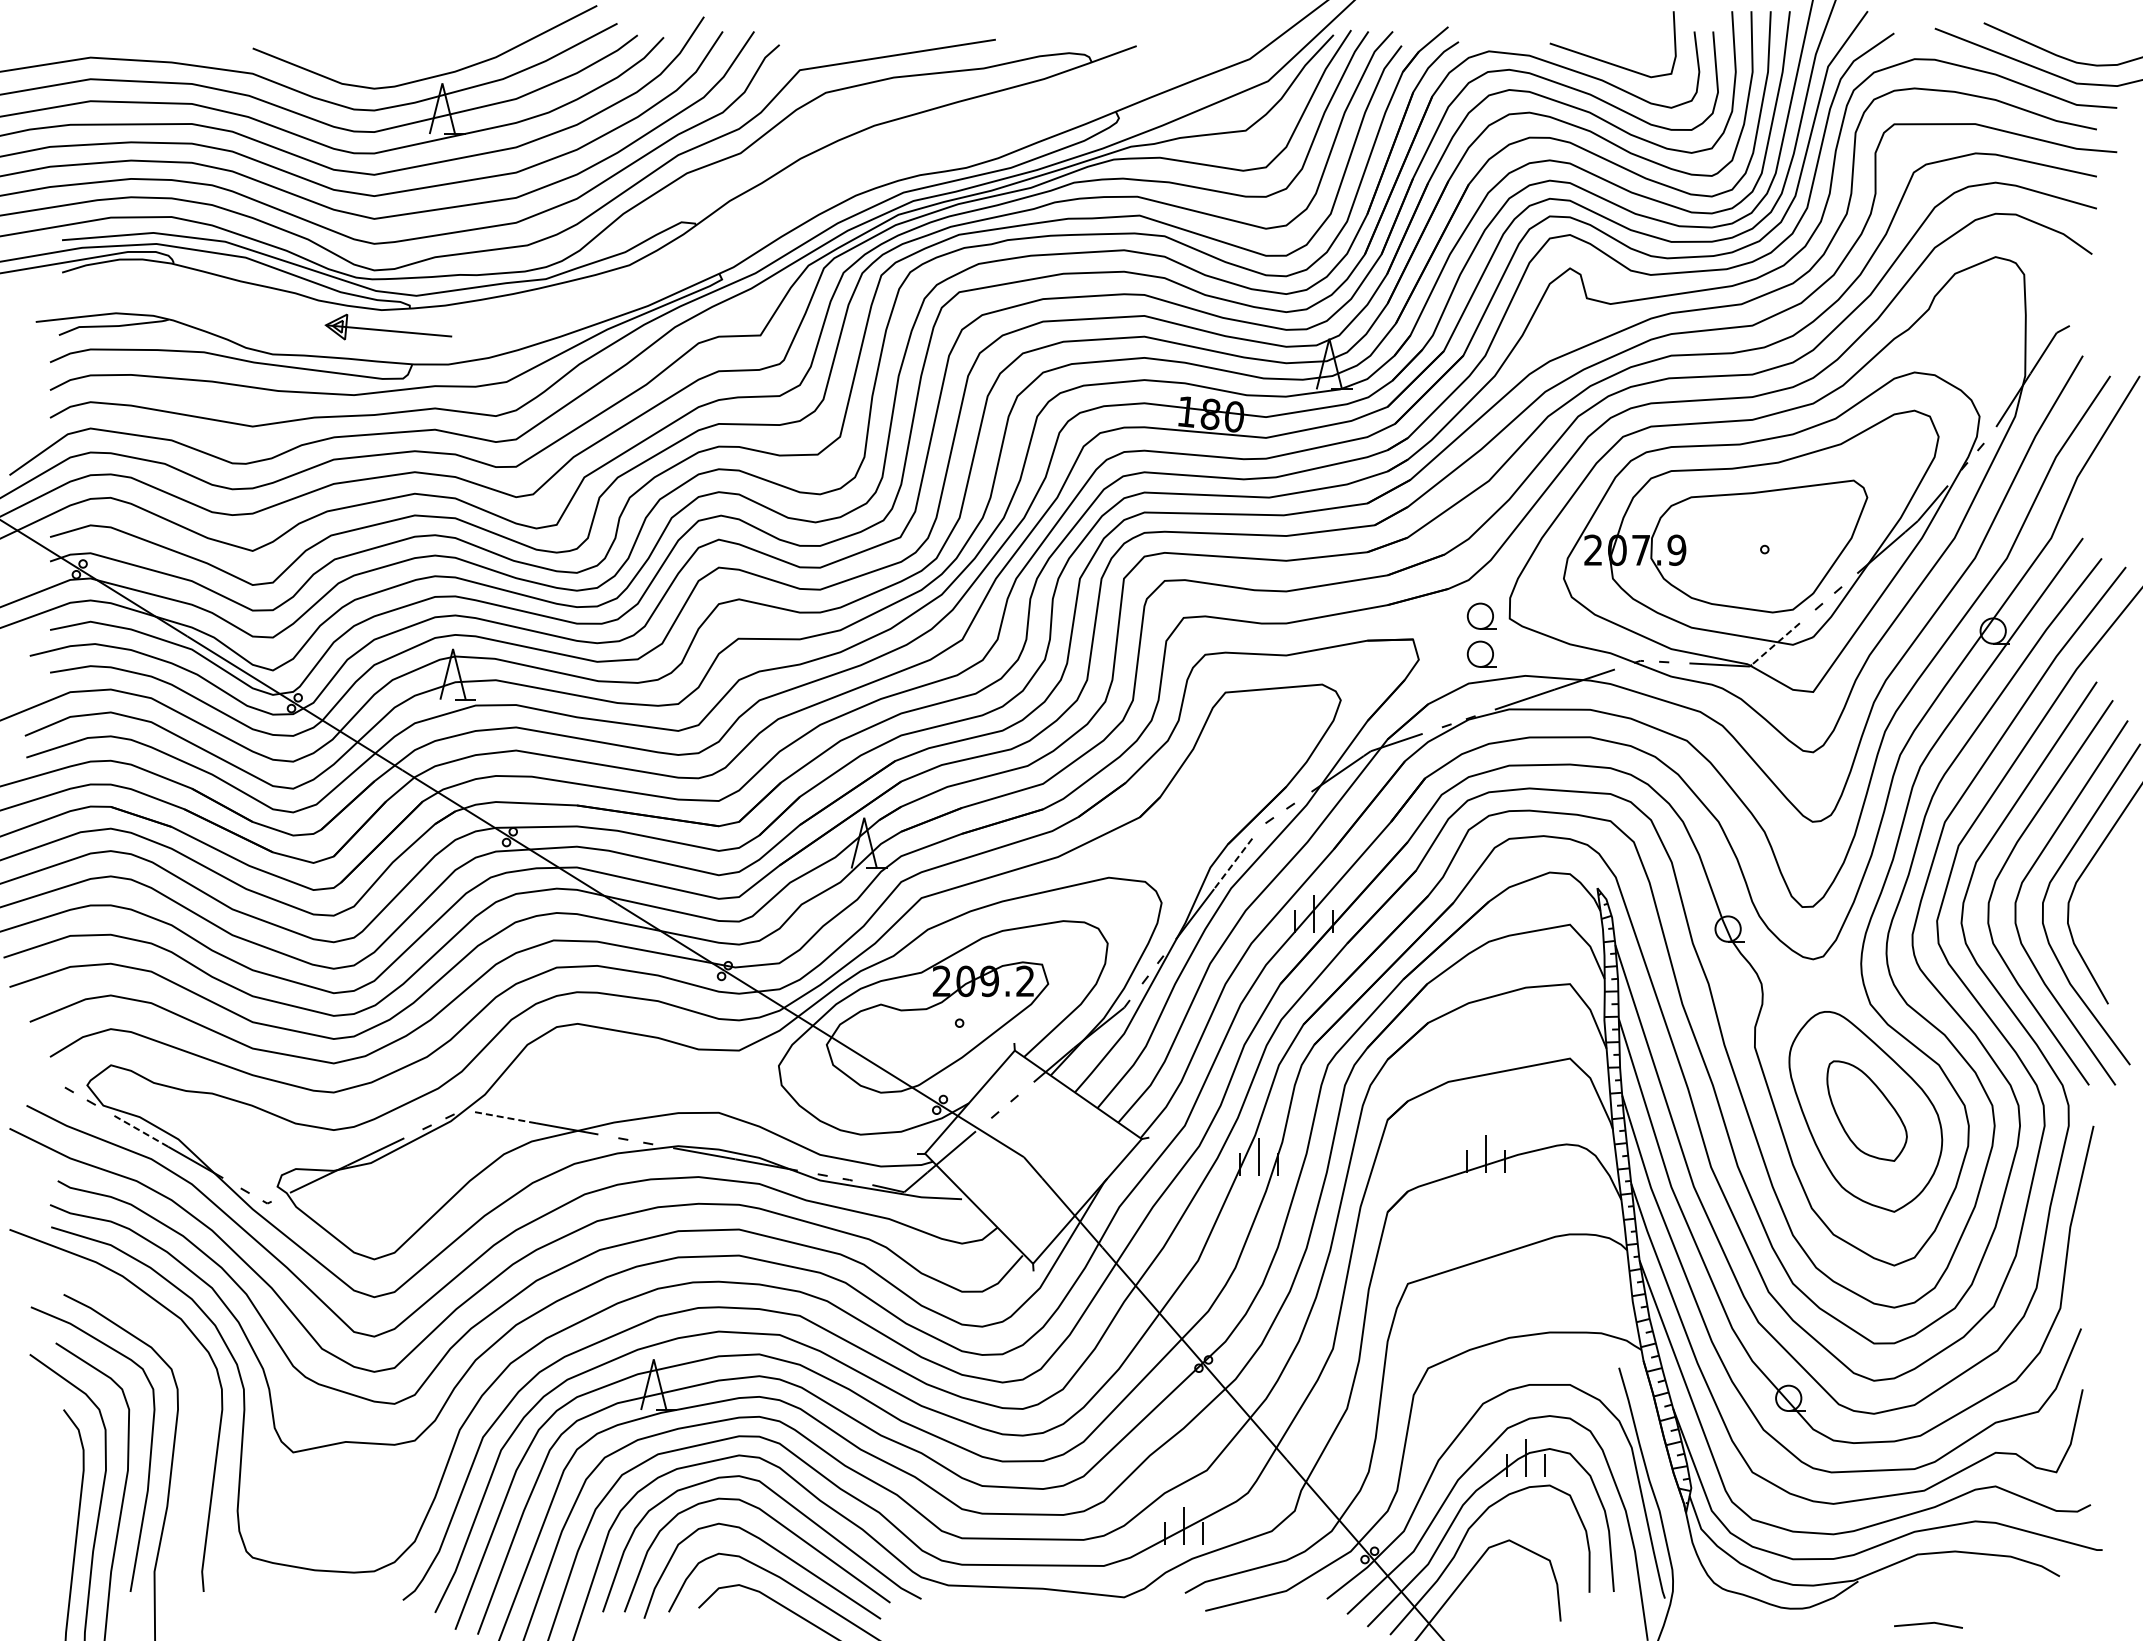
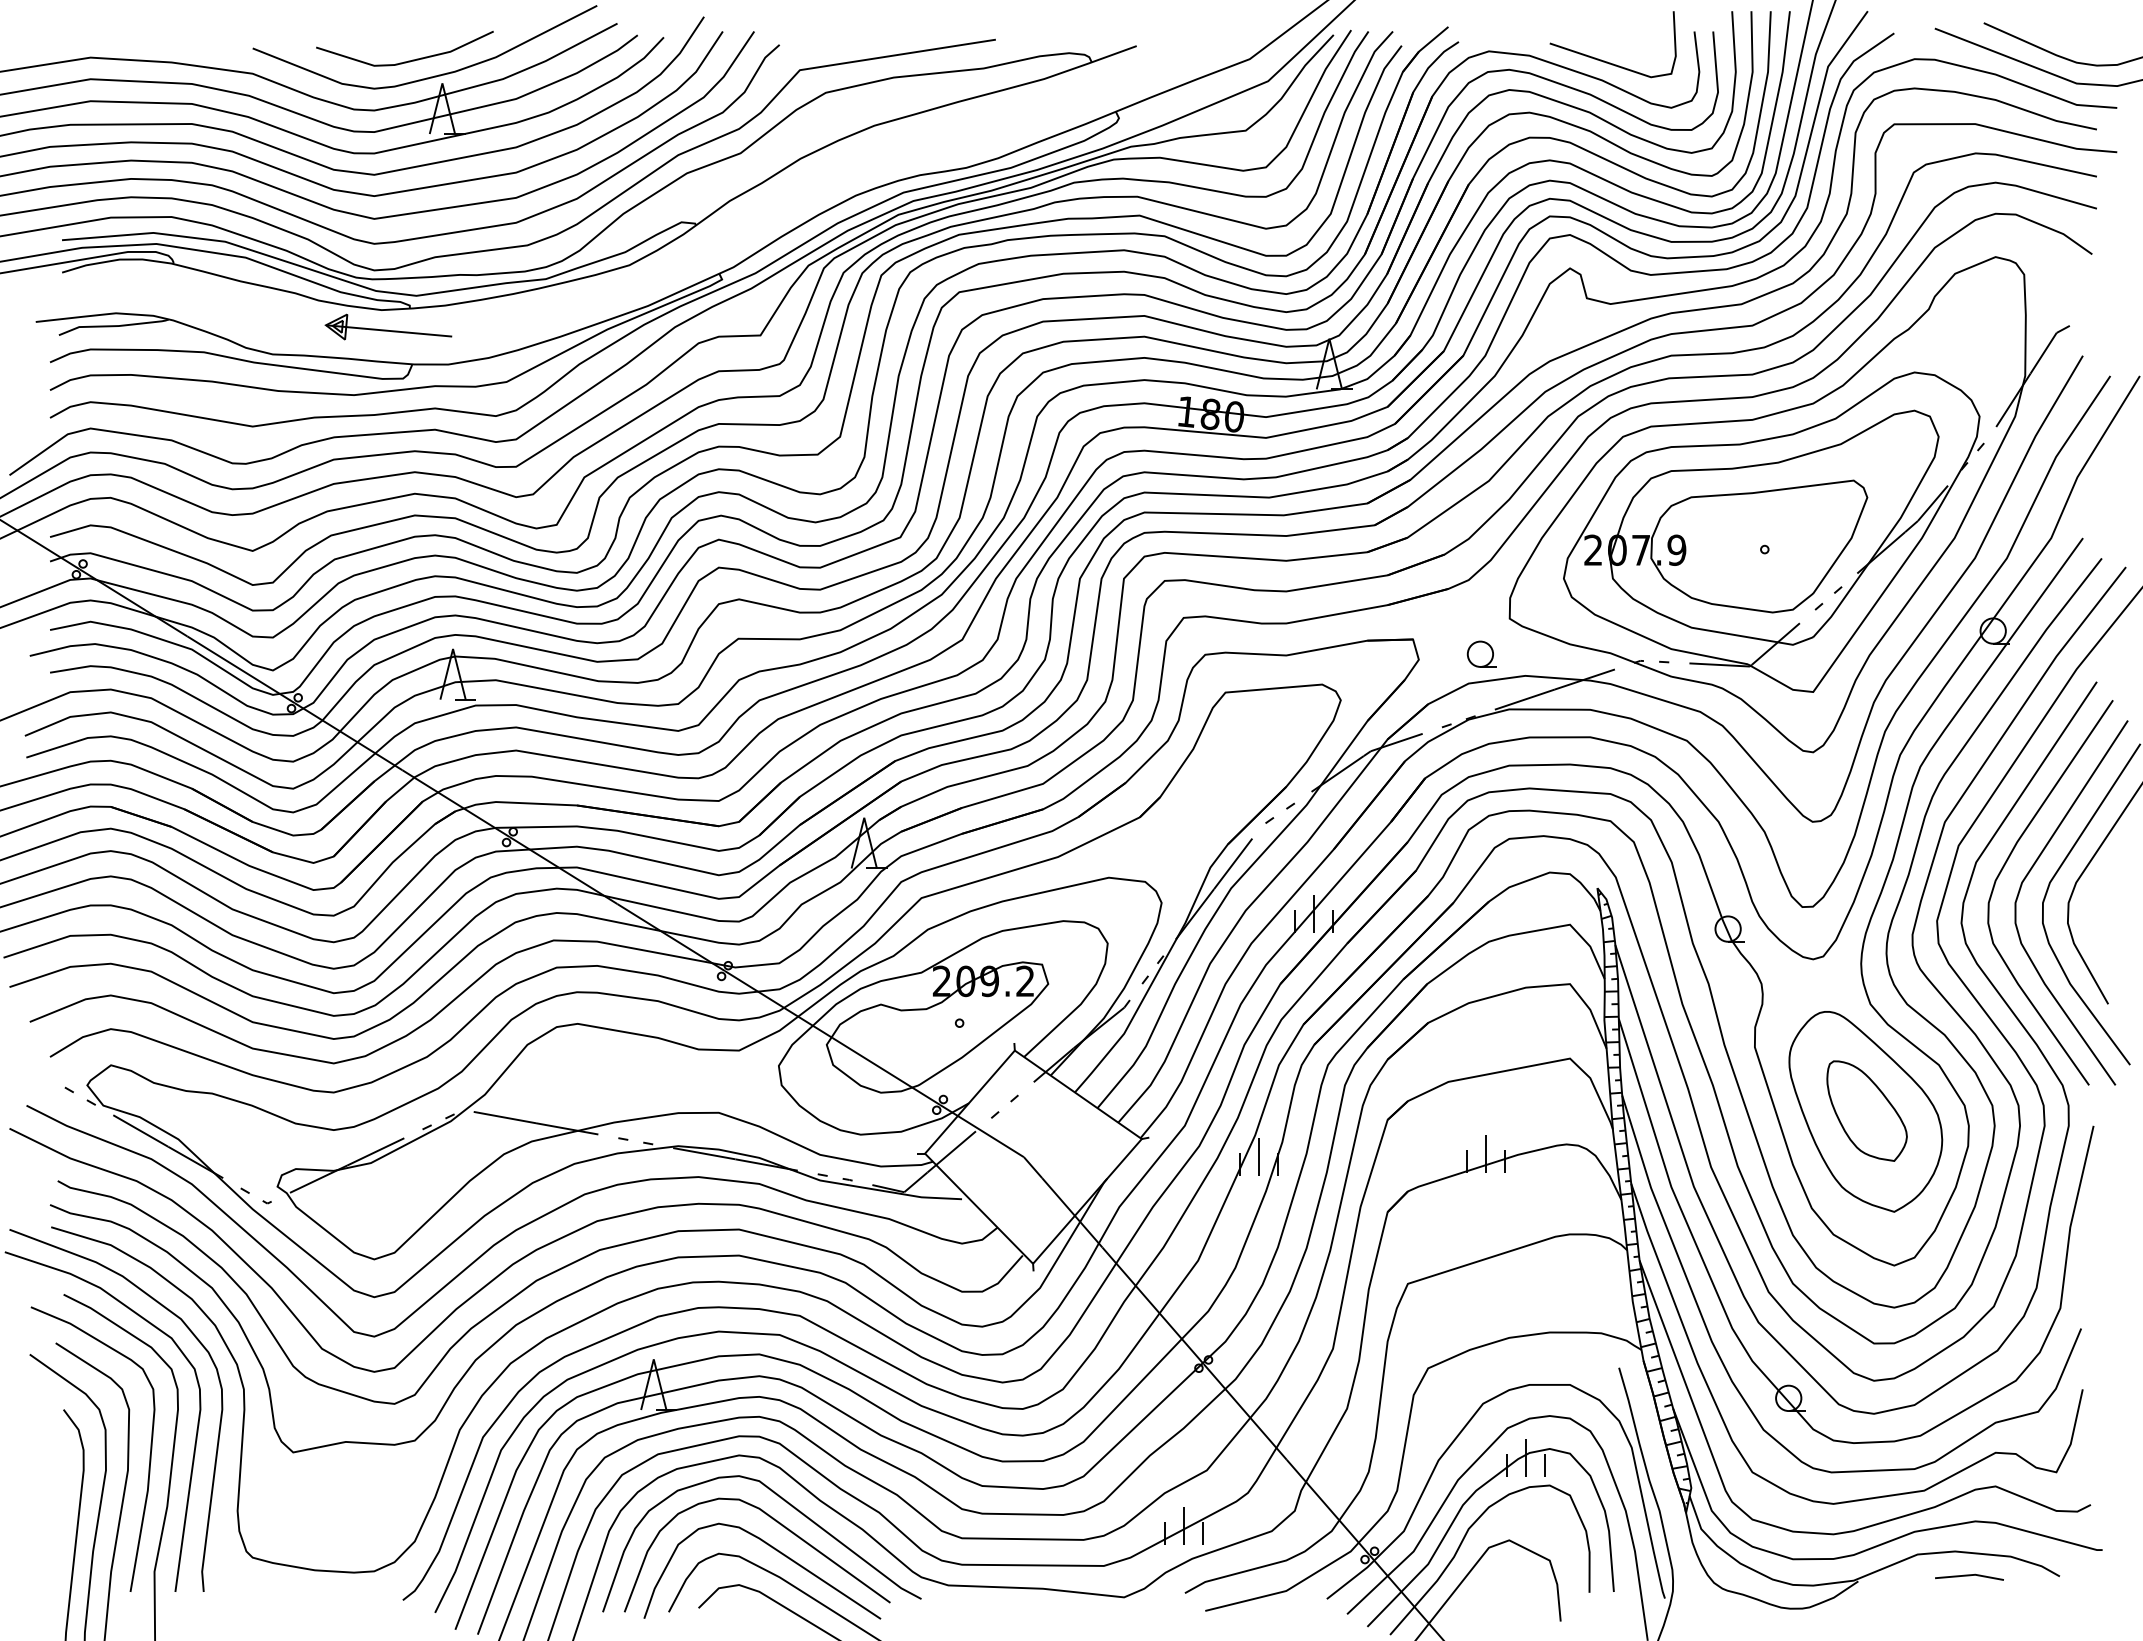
line: none -> present (408, 60)
part: present -> none (1481, 615)
line: dashed -> solid (1775, 643)
line: dashed -> solid (1233, 863)
line: dashed -> solid (504, 1117)
line: dashed -> solid (140, 1130)
curve: none -> present (195, 1436)
line position: (1928, 1624) -> (1969, 1576) (1969, 1576)
